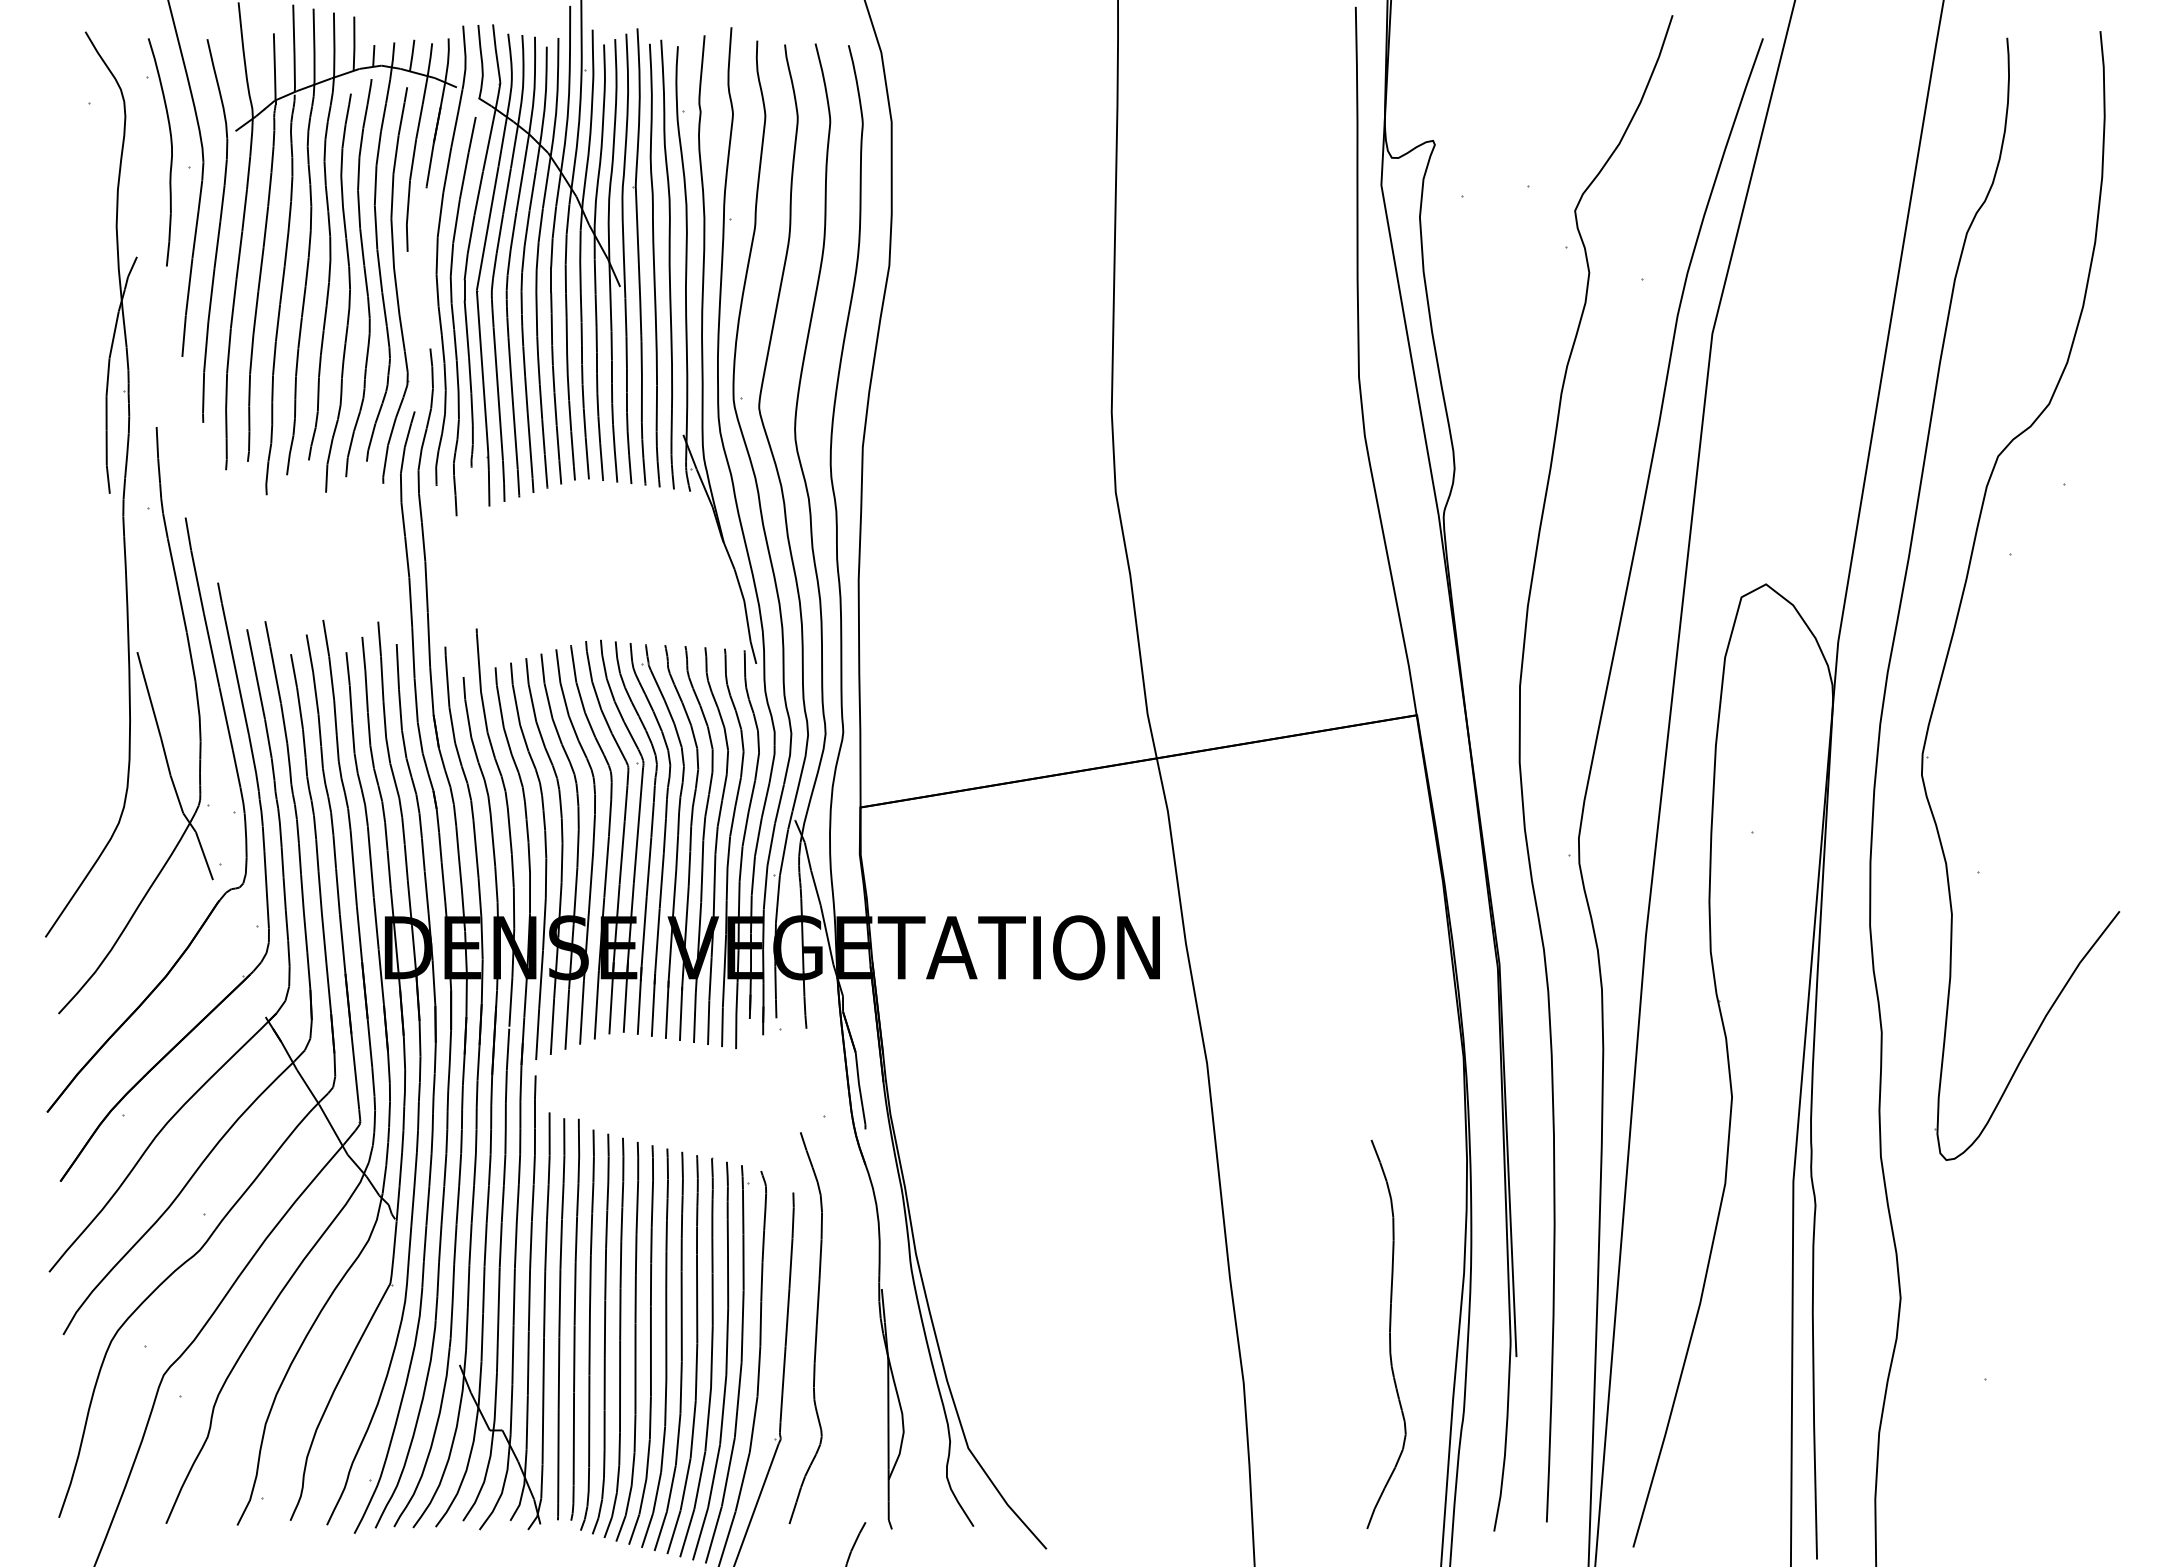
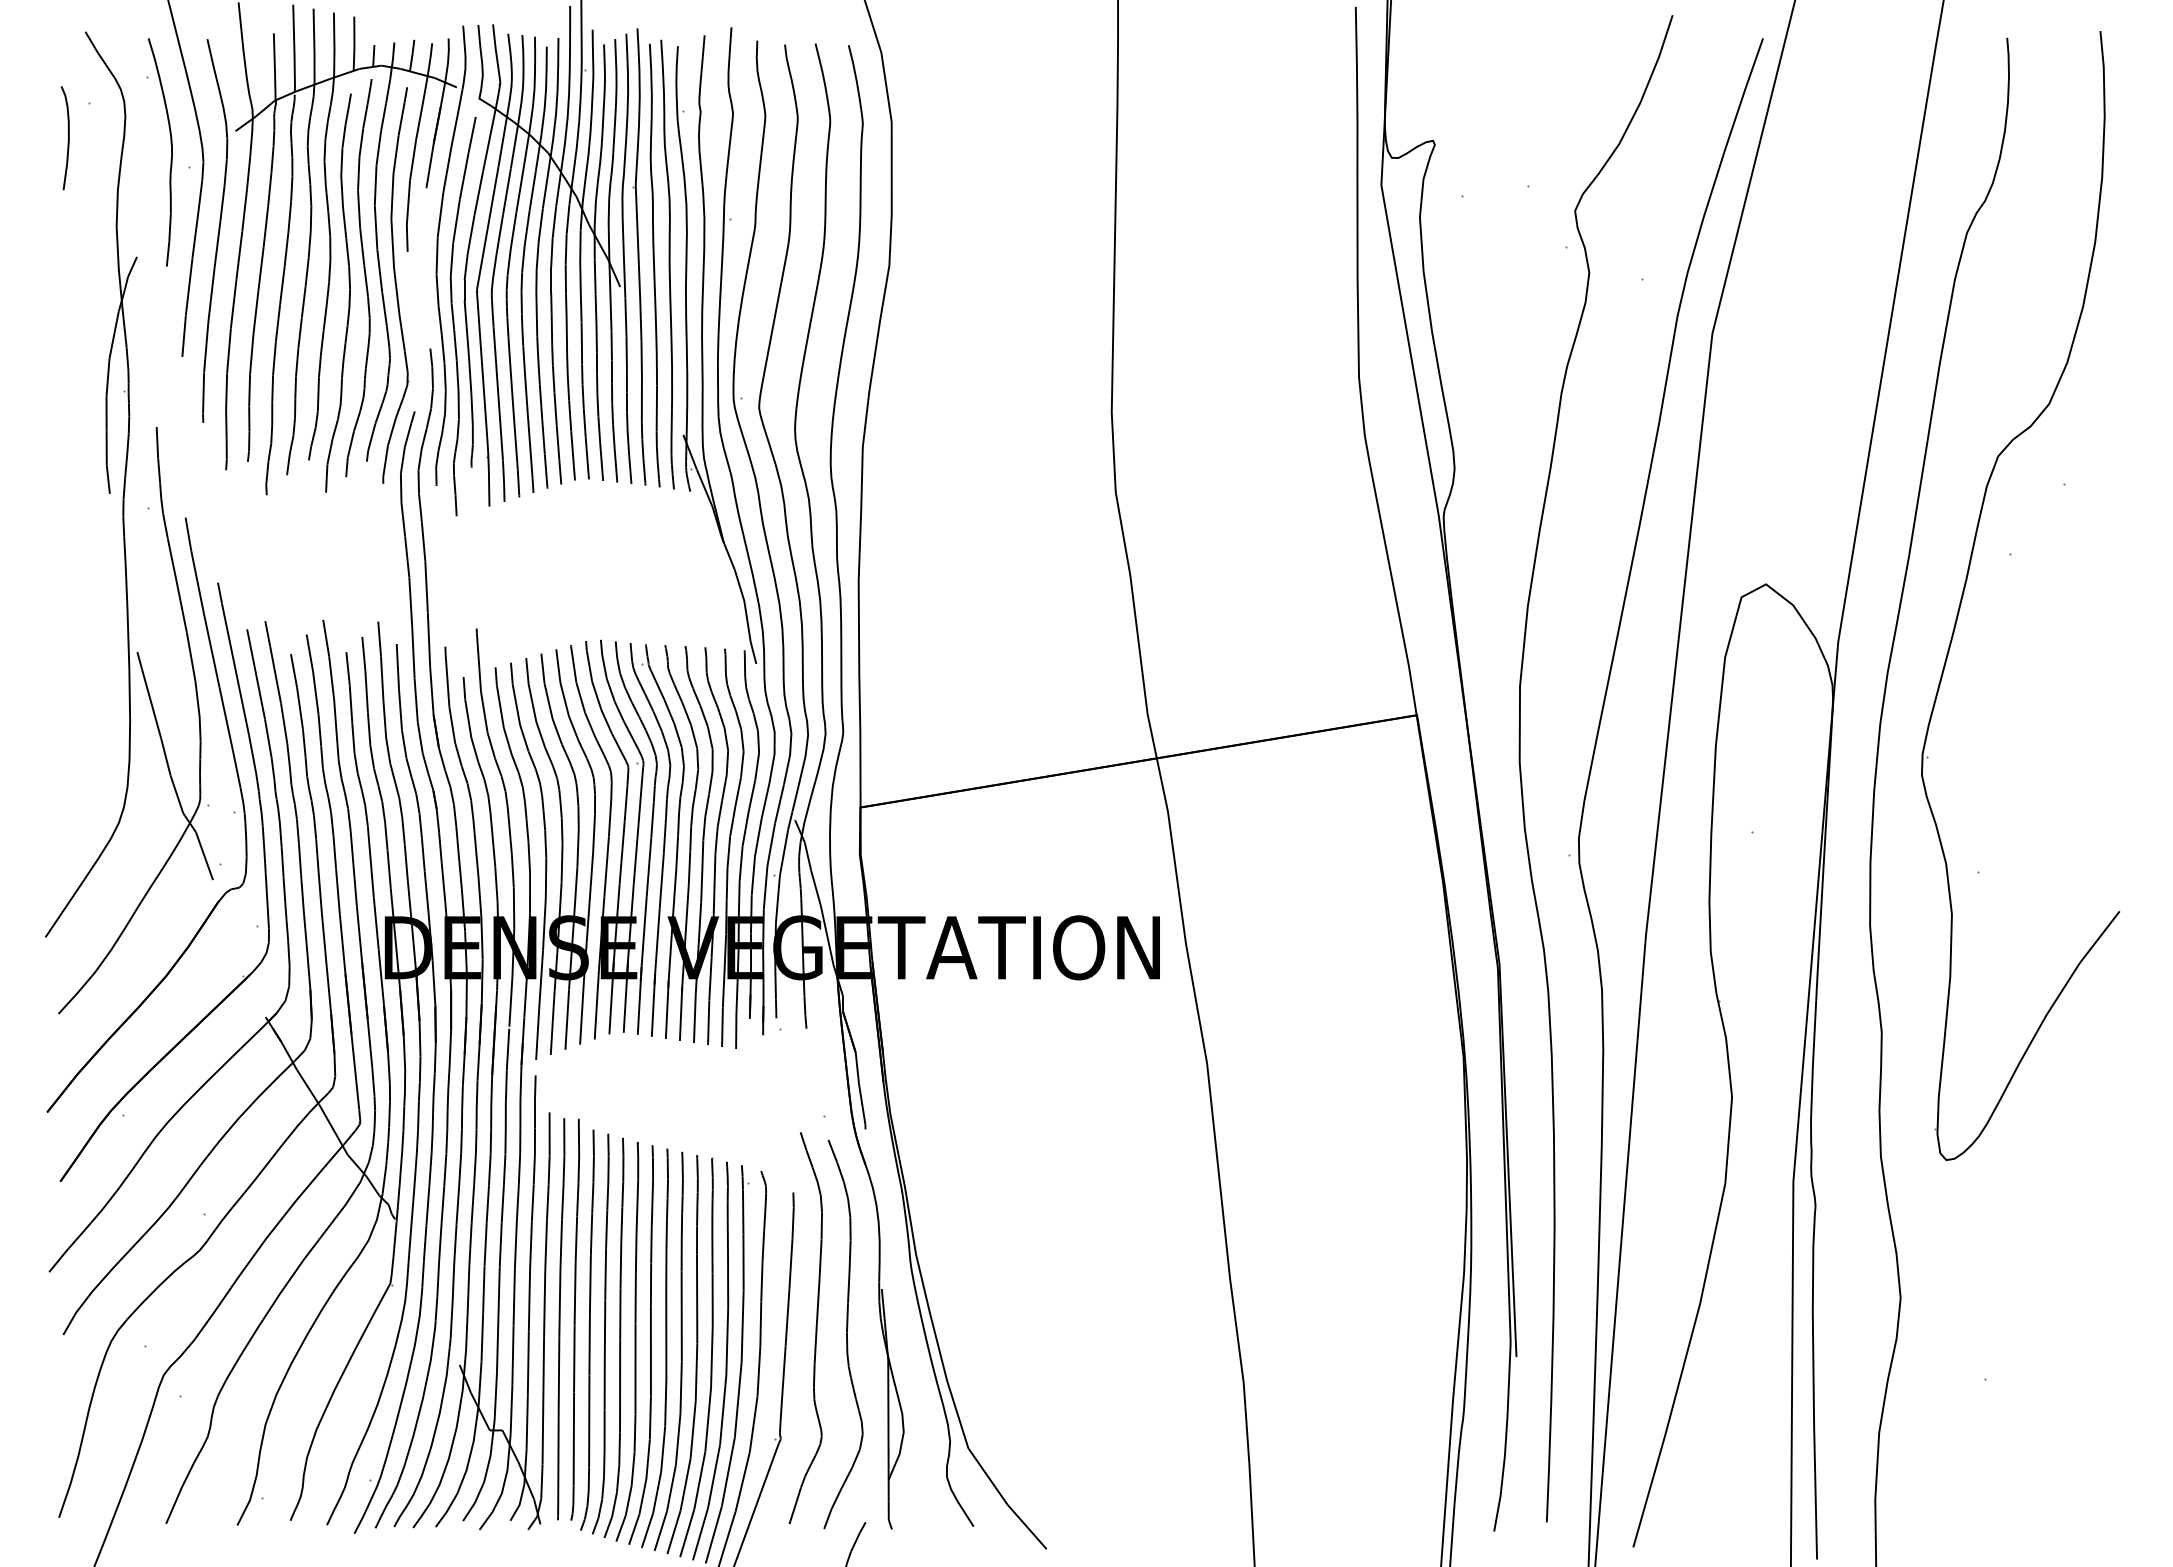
curve: none -> present (68, 138)
curve position: (1389, 1334) -> (846, 1334) (846, 1334)
